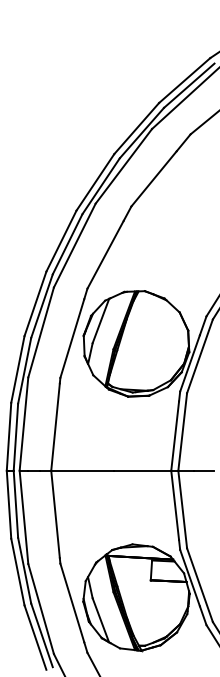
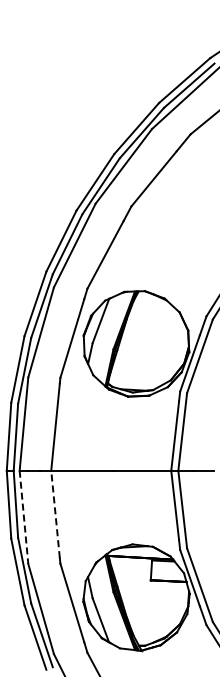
line: solid -> dashed (55, 514)
line: solid -> dashed (23, 517)
